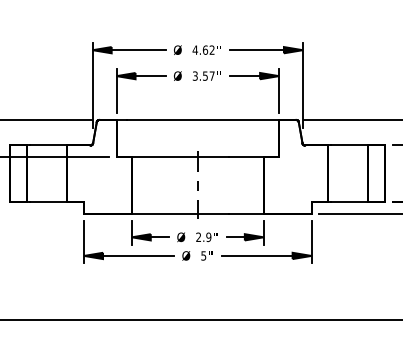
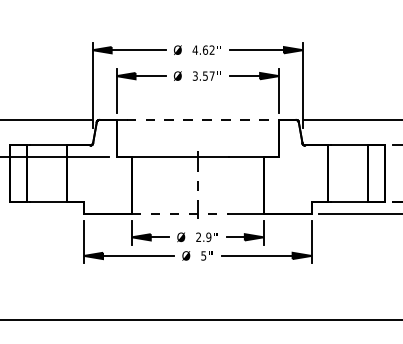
line: solid -> dashed (203, 119)
line: solid -> dashed (180, 213)
